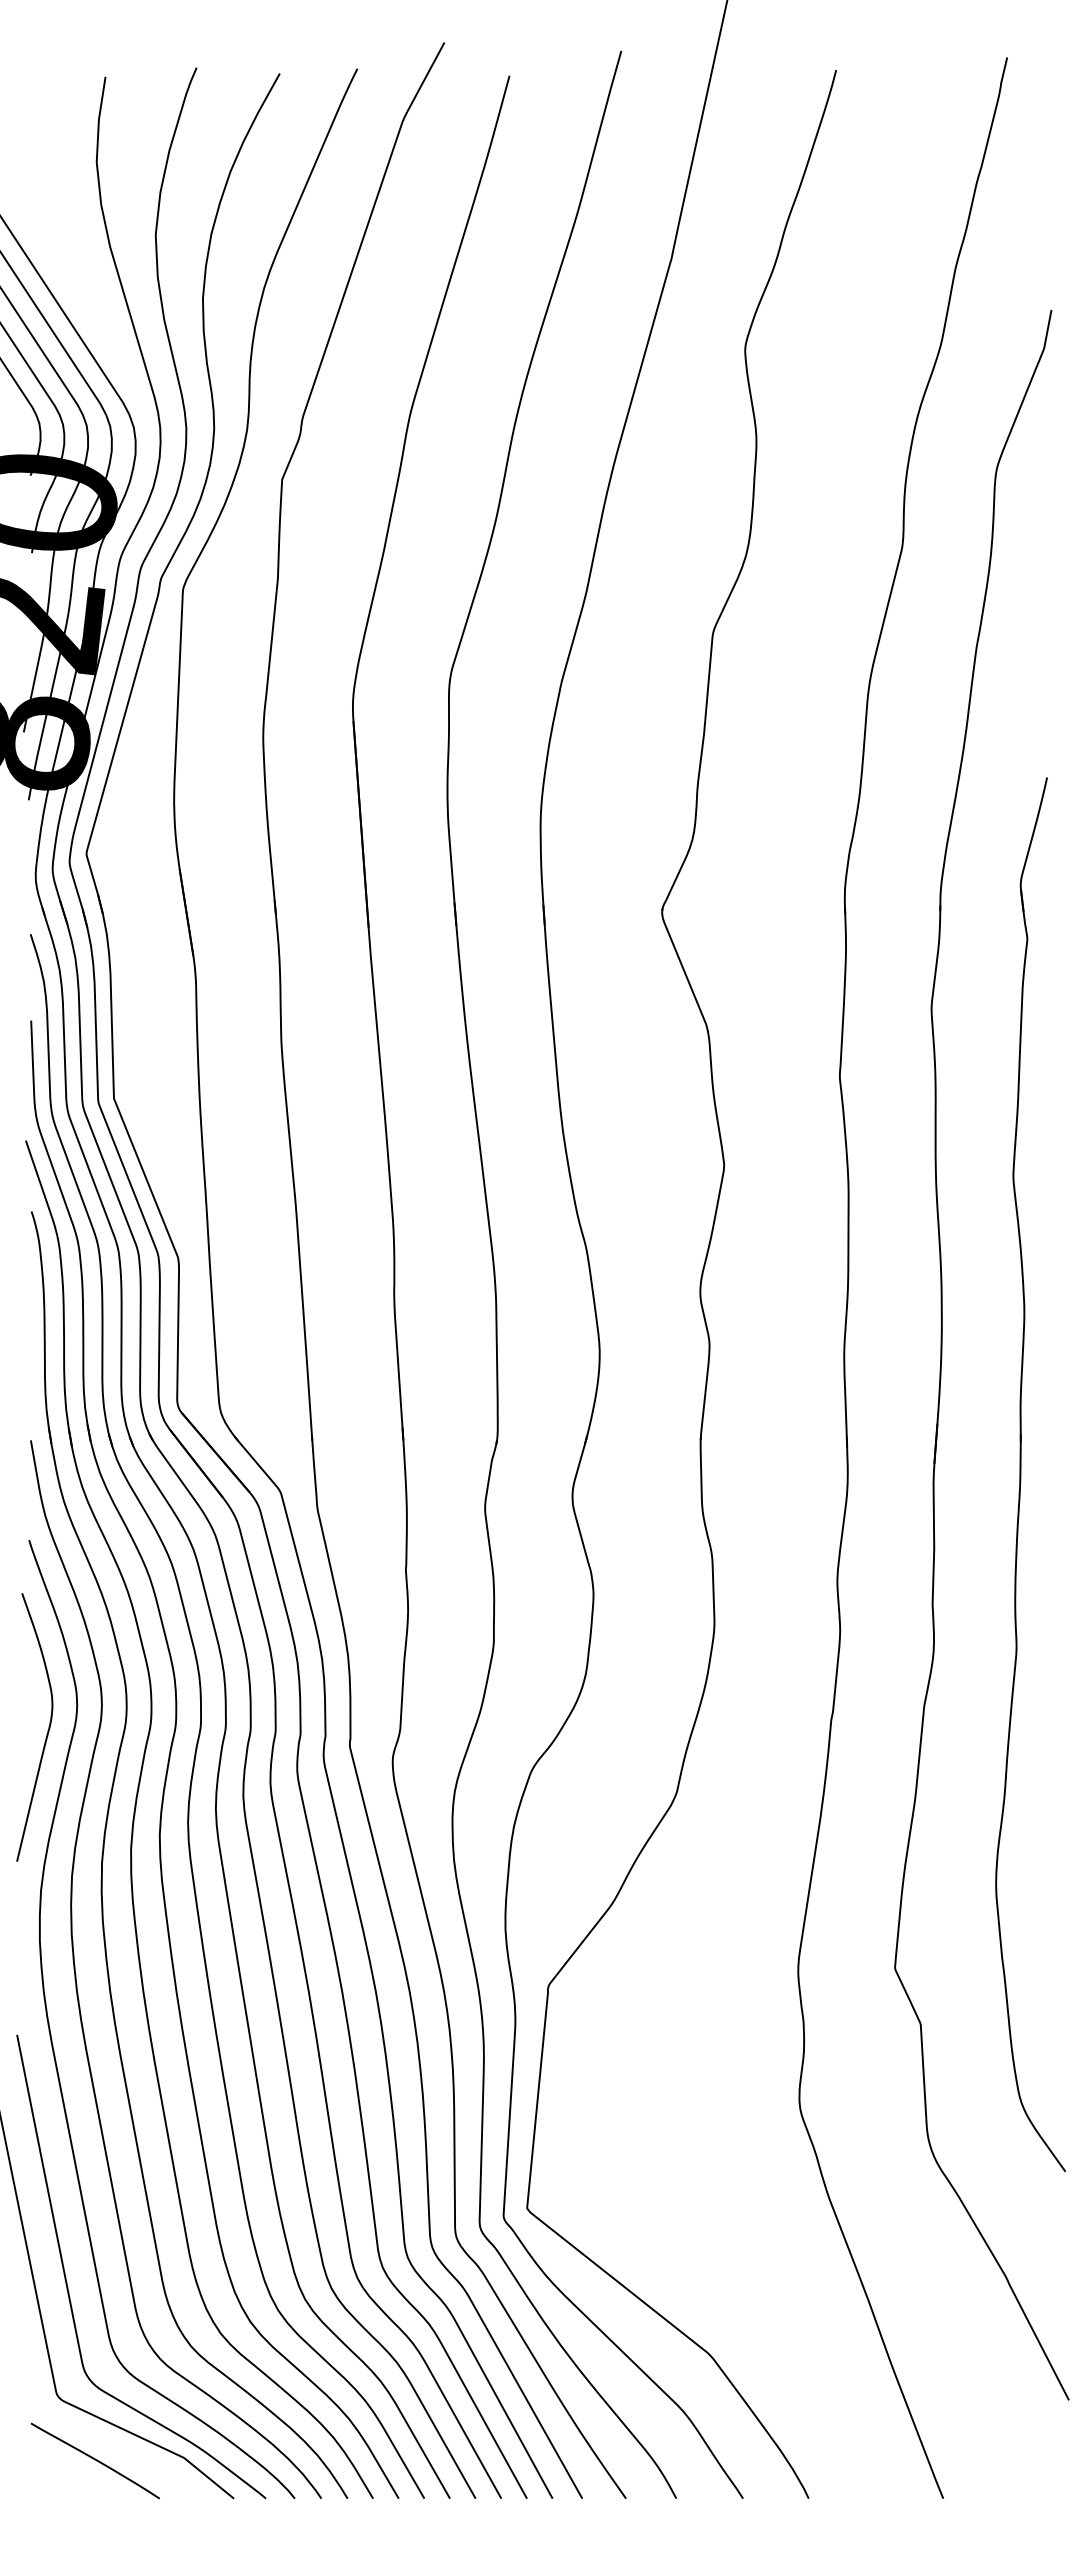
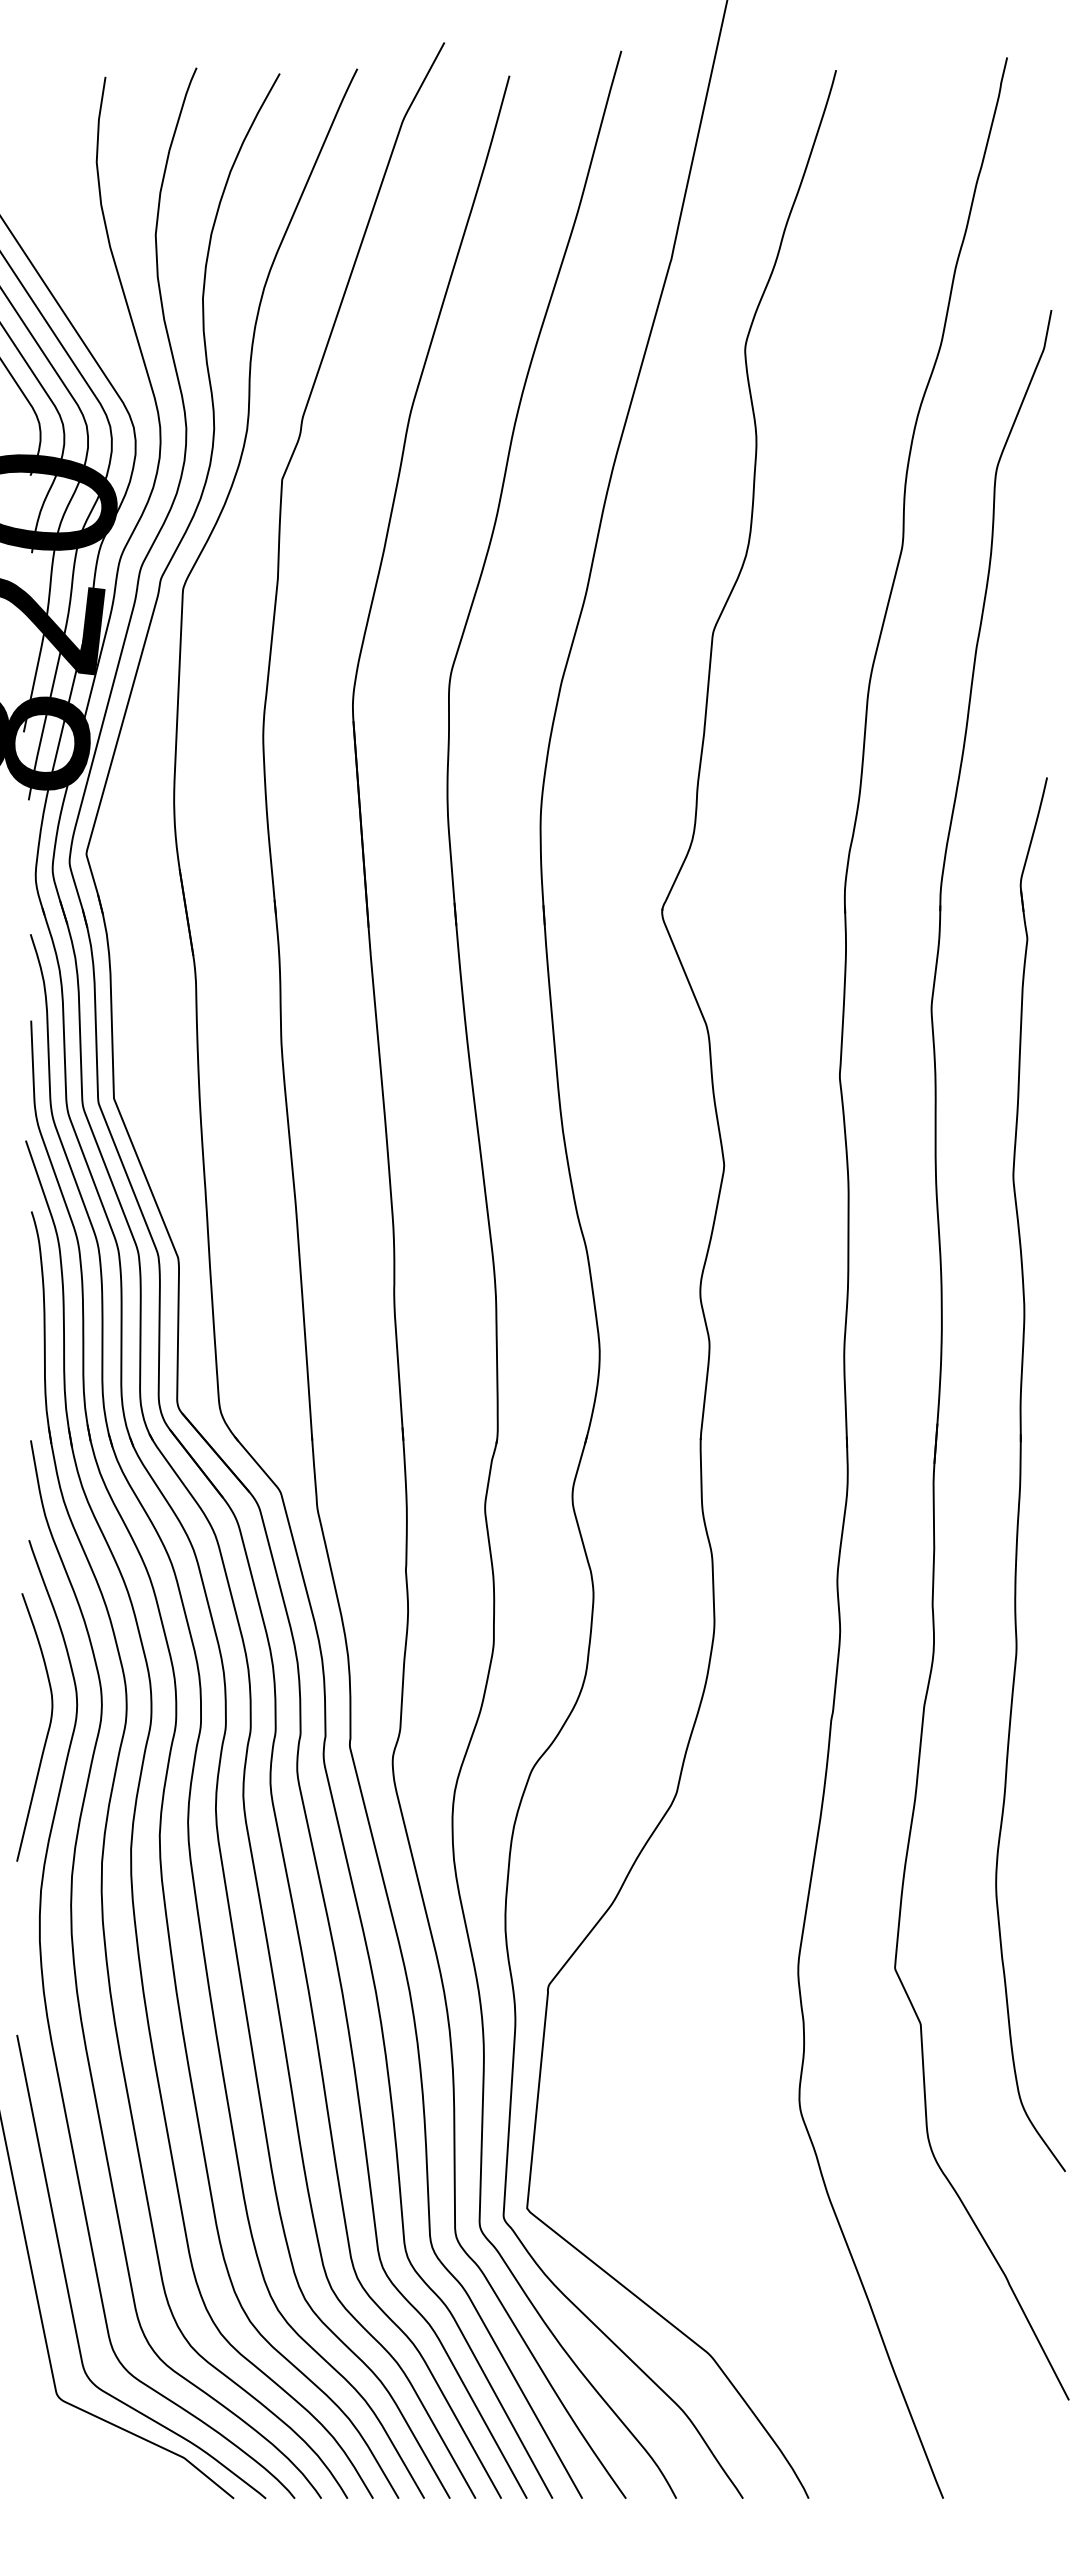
curve: present -> none (94, 2460)
